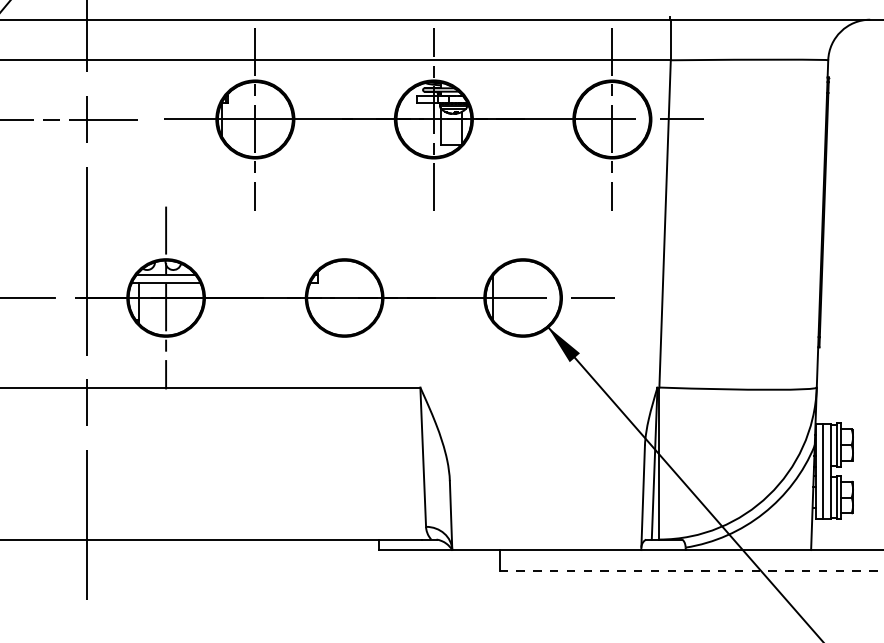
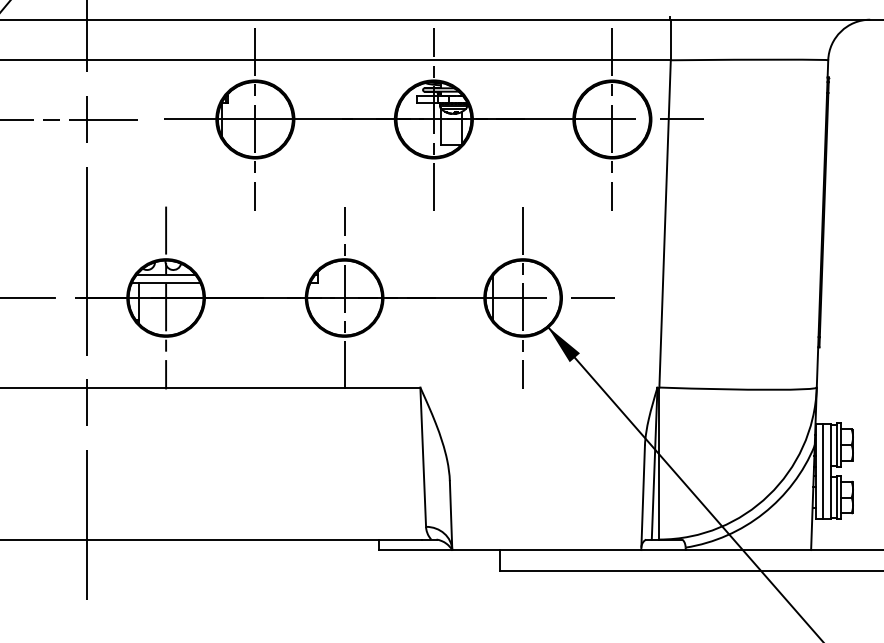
line: none -> present (344, 297)
line: none -> present (523, 297)
line: dashed -> solid (692, 571)
